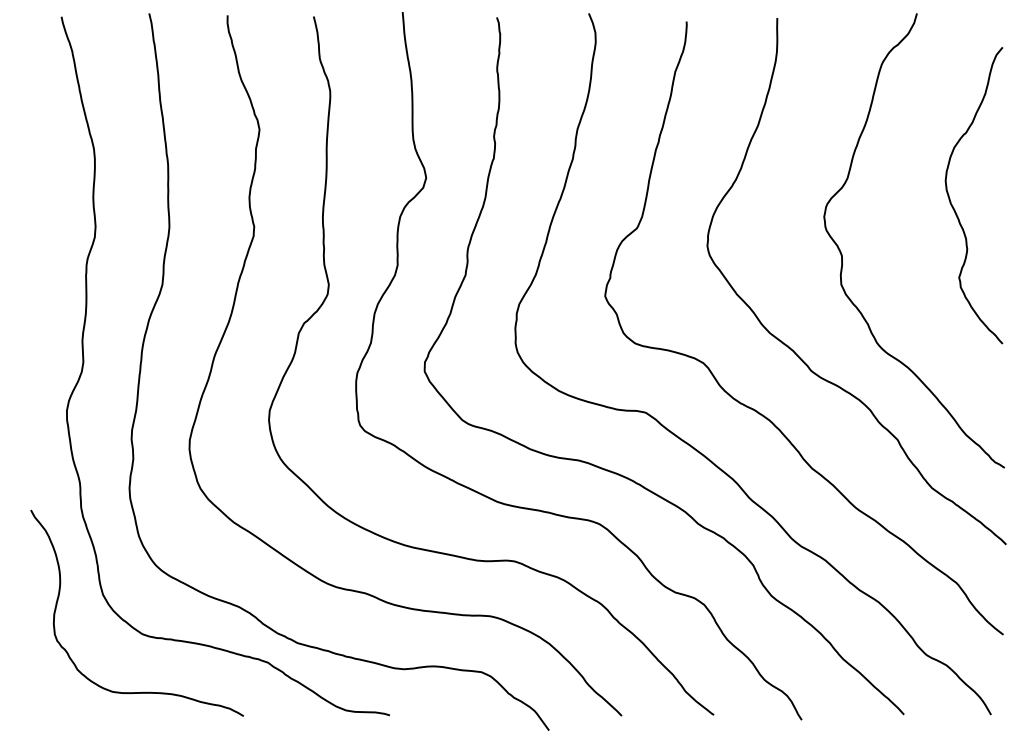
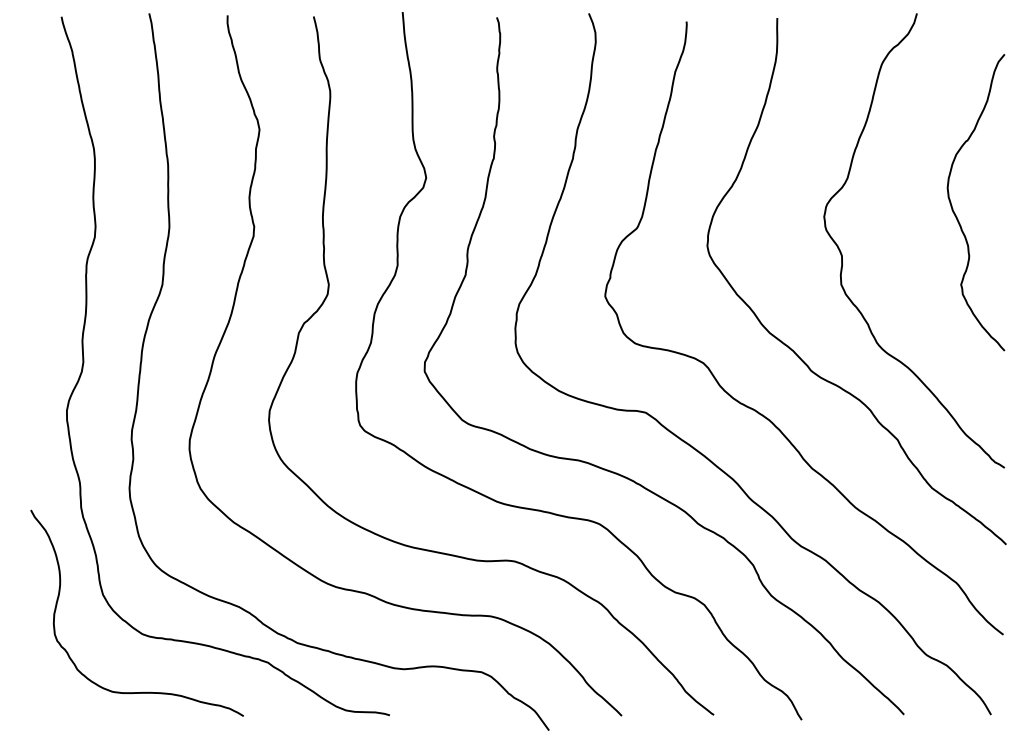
curve position: (951, 201) -> (953, 208) (953, 208)
